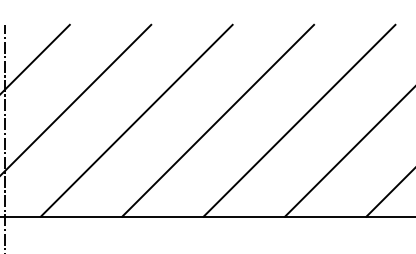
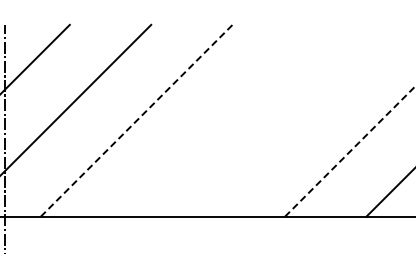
line: solid -> dashed (136, 120)
line: present -> none (218, 120)
line: present -> none (299, 120)
line: solid -> dashed (350, 151)
